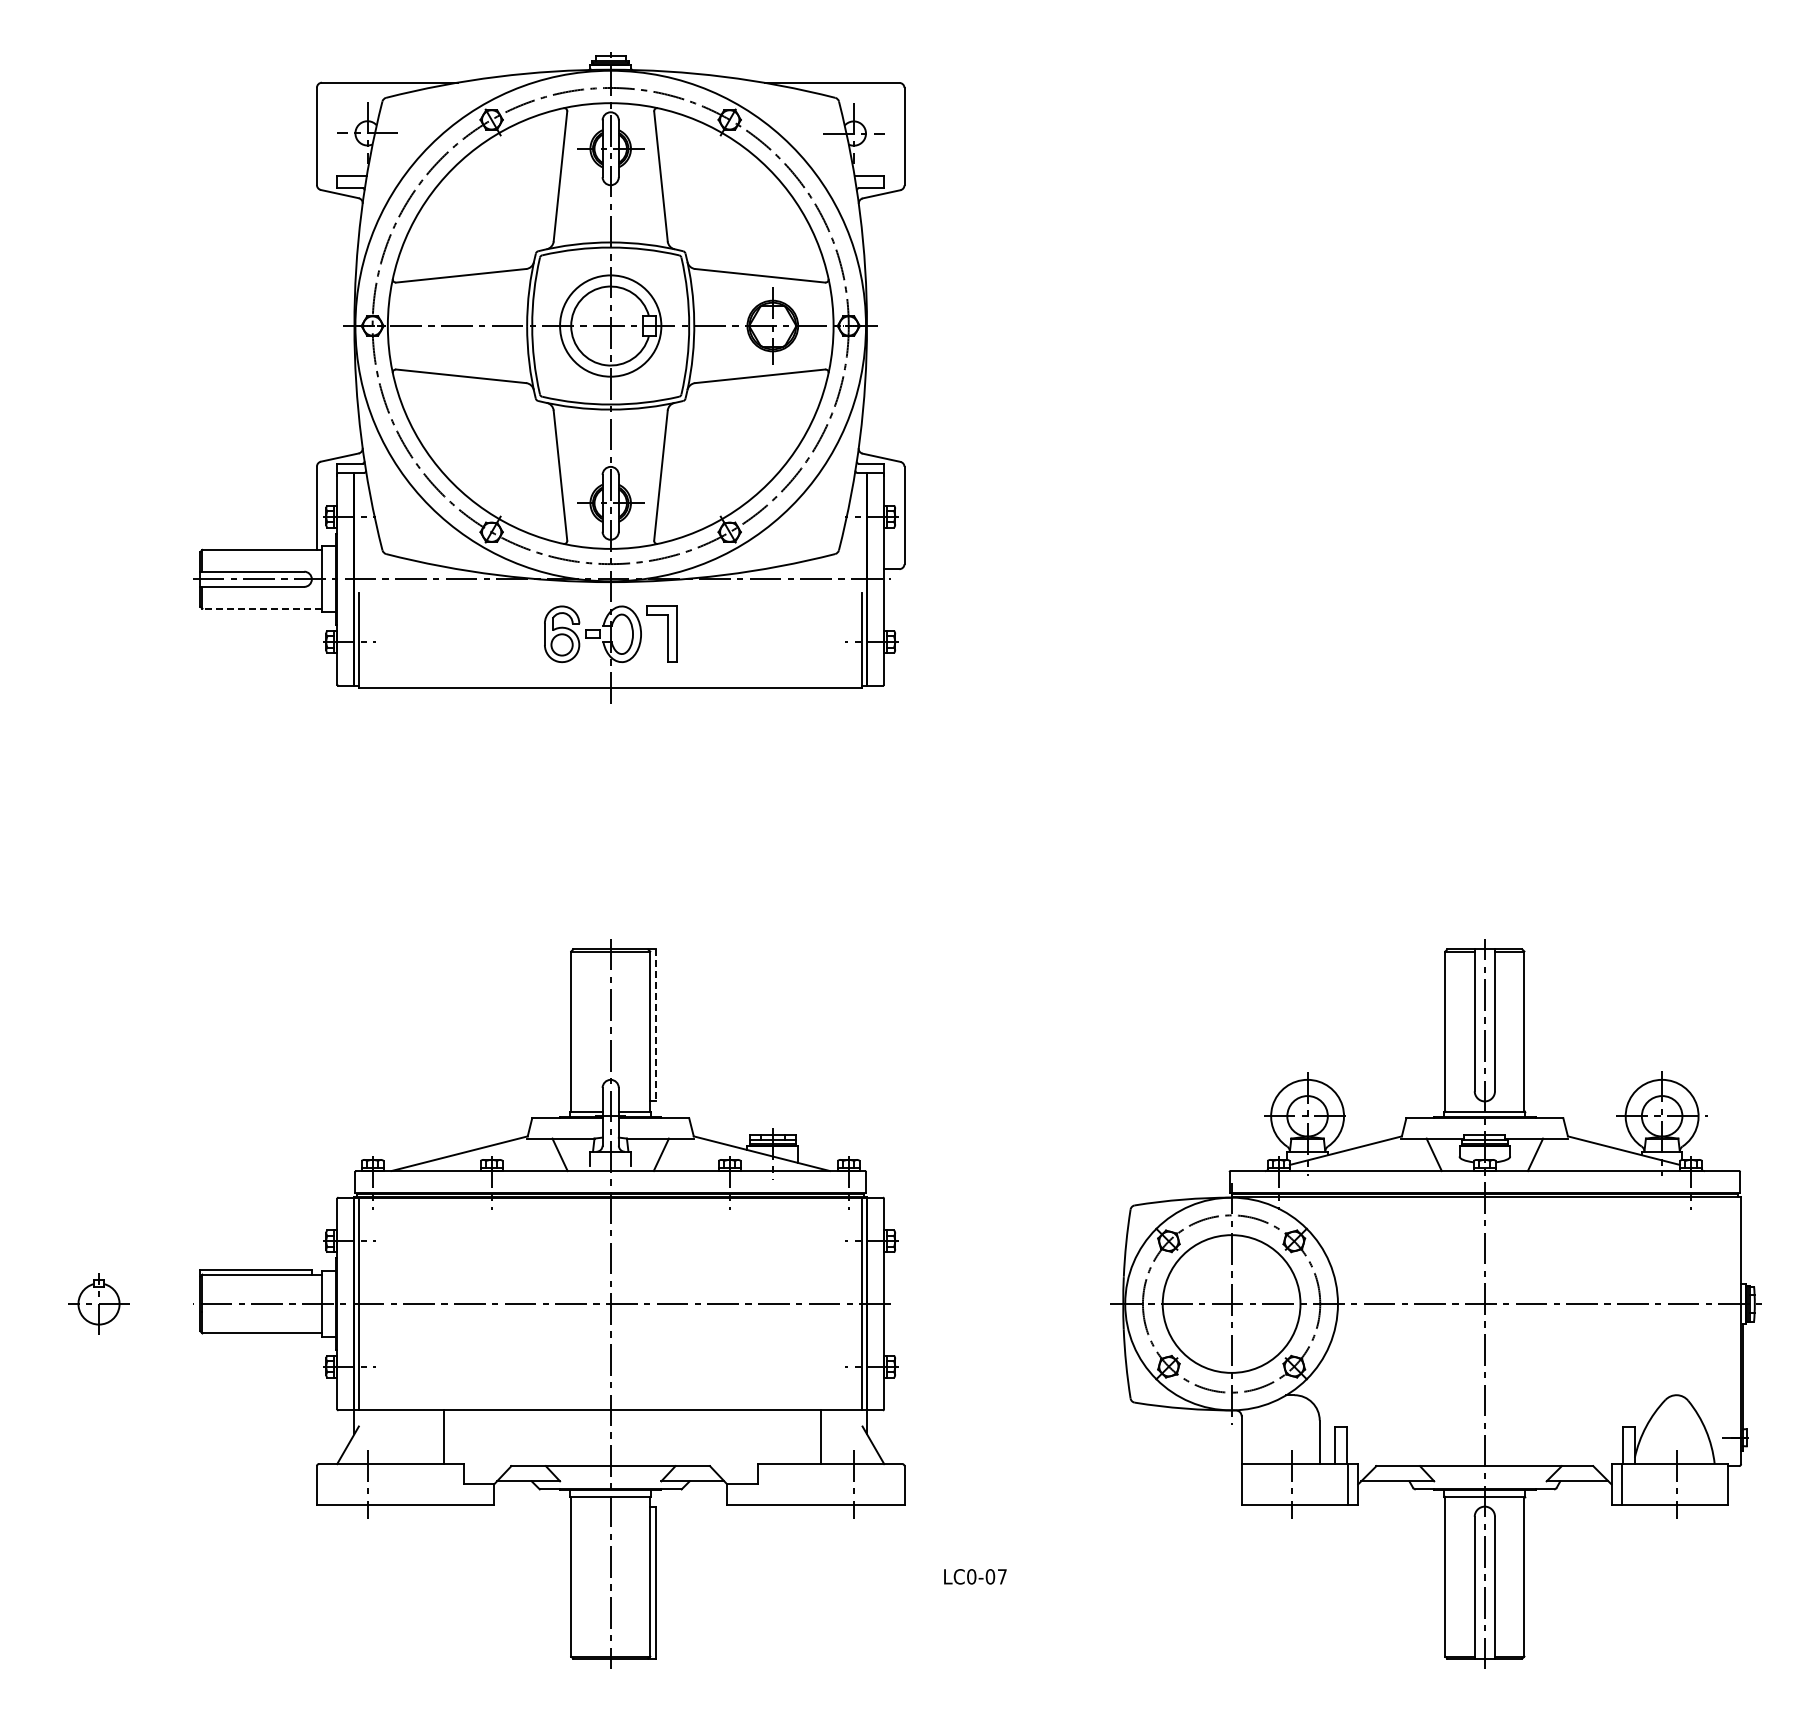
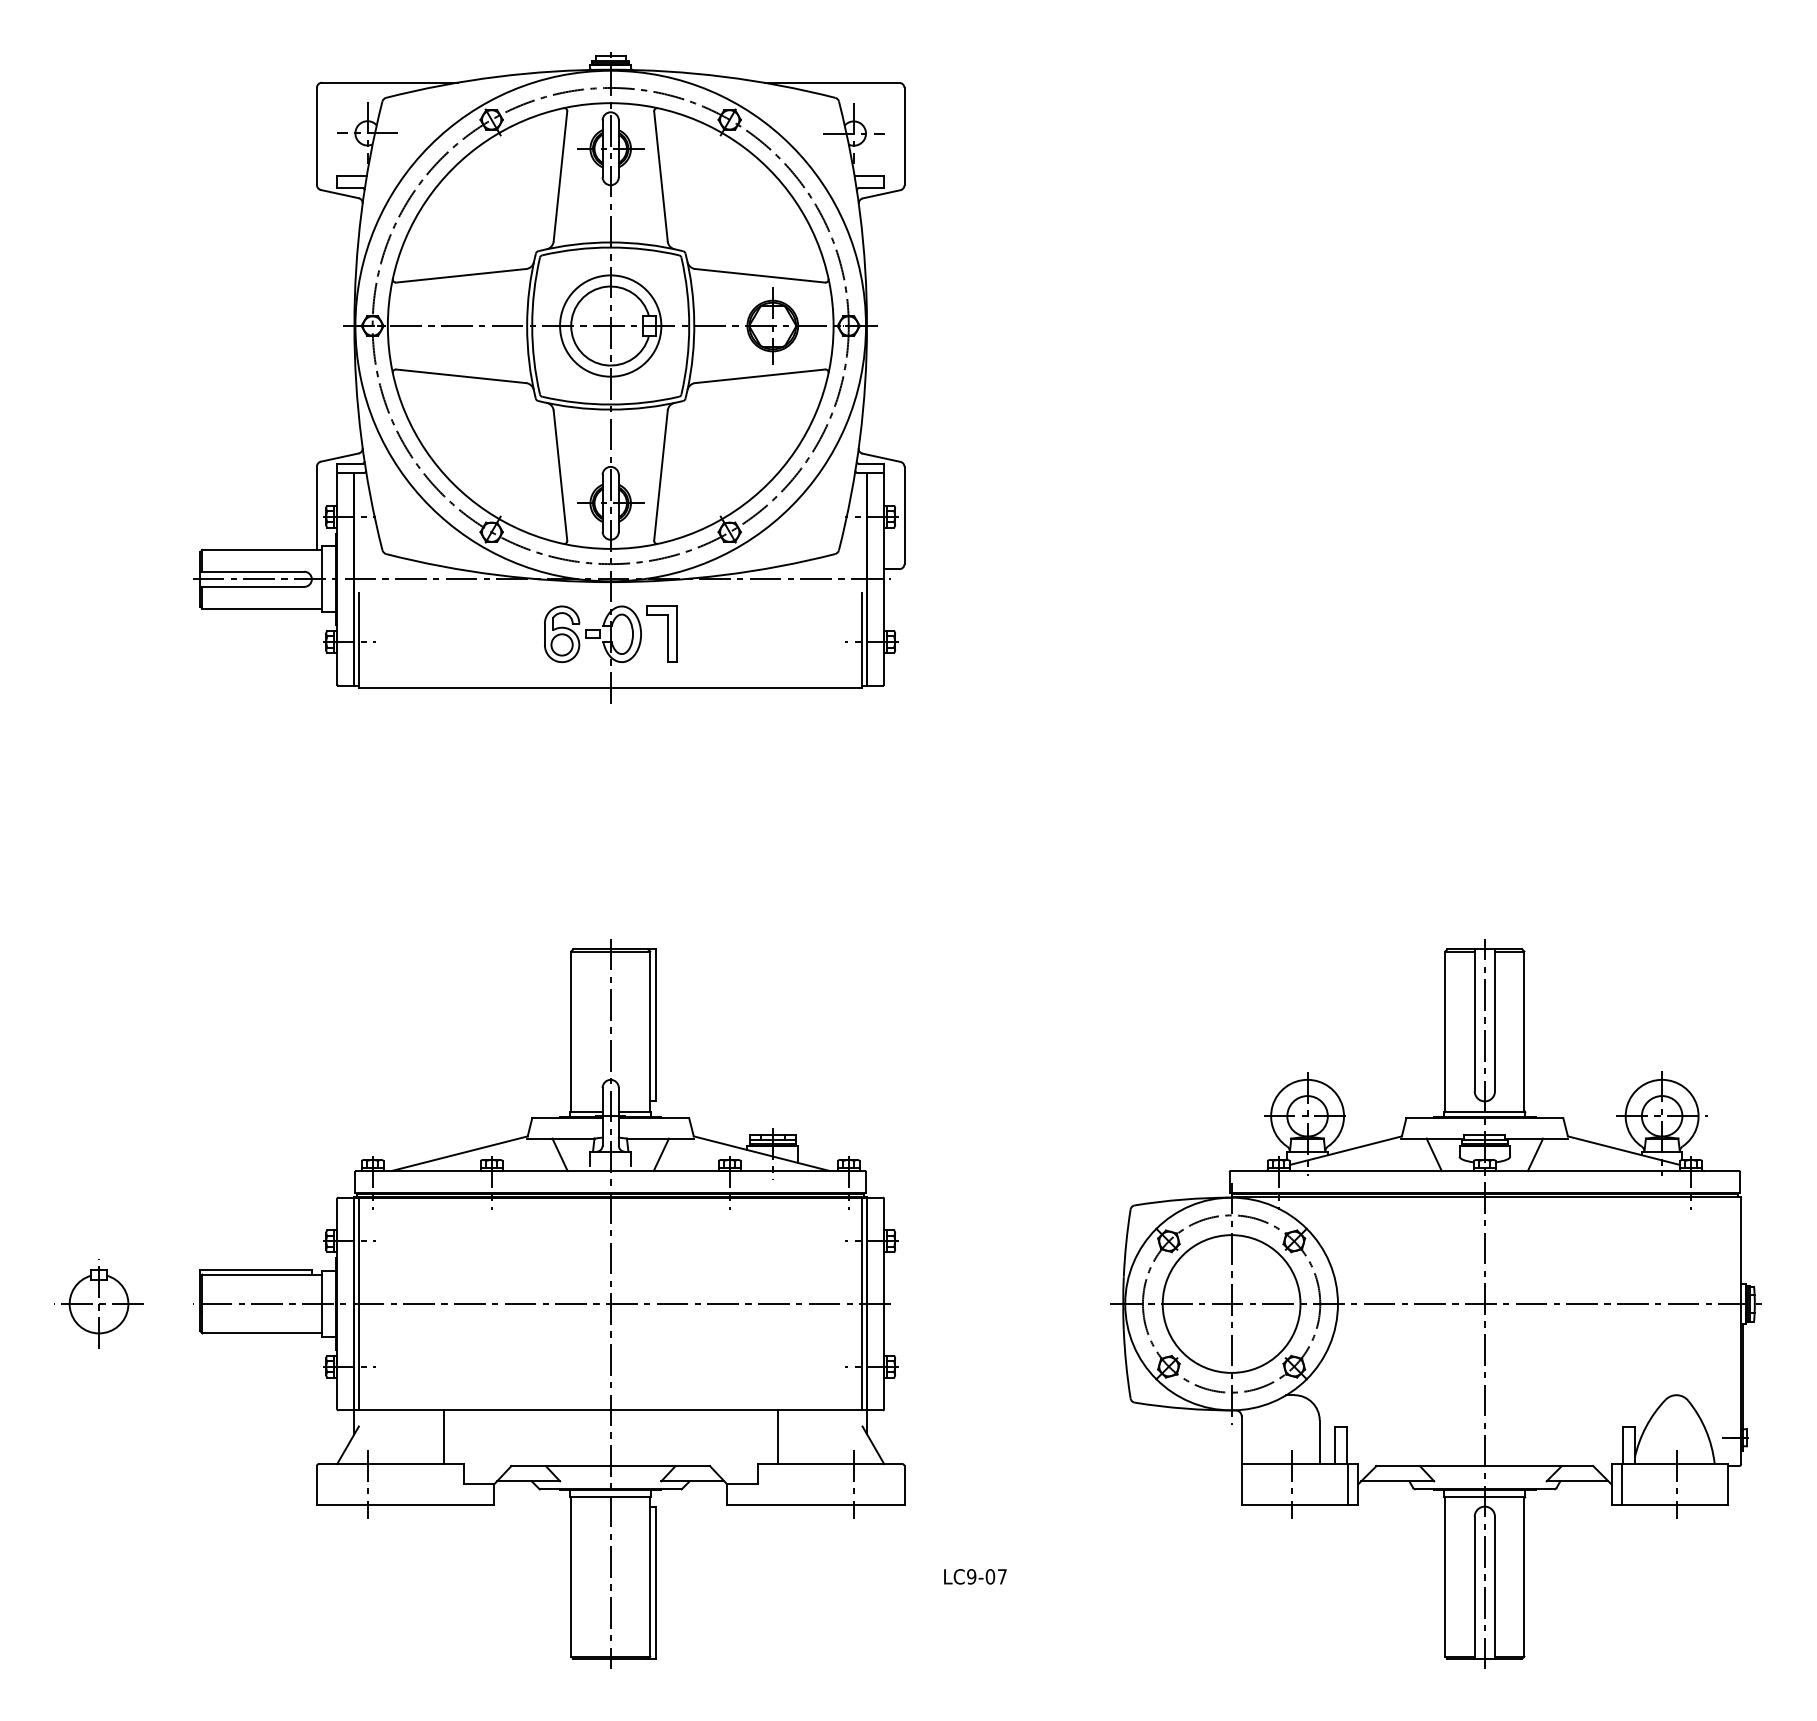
line: dashed -> solid (262, 608)
line: dashed -> solid (656, 1025)
part size: 62x62 px -> 90x90 px (98, 1303)
line position: (820, 1437) -> (777, 1437) (777, 1437)
text: LC0-07 -> LC9-07 (971, 1576)
